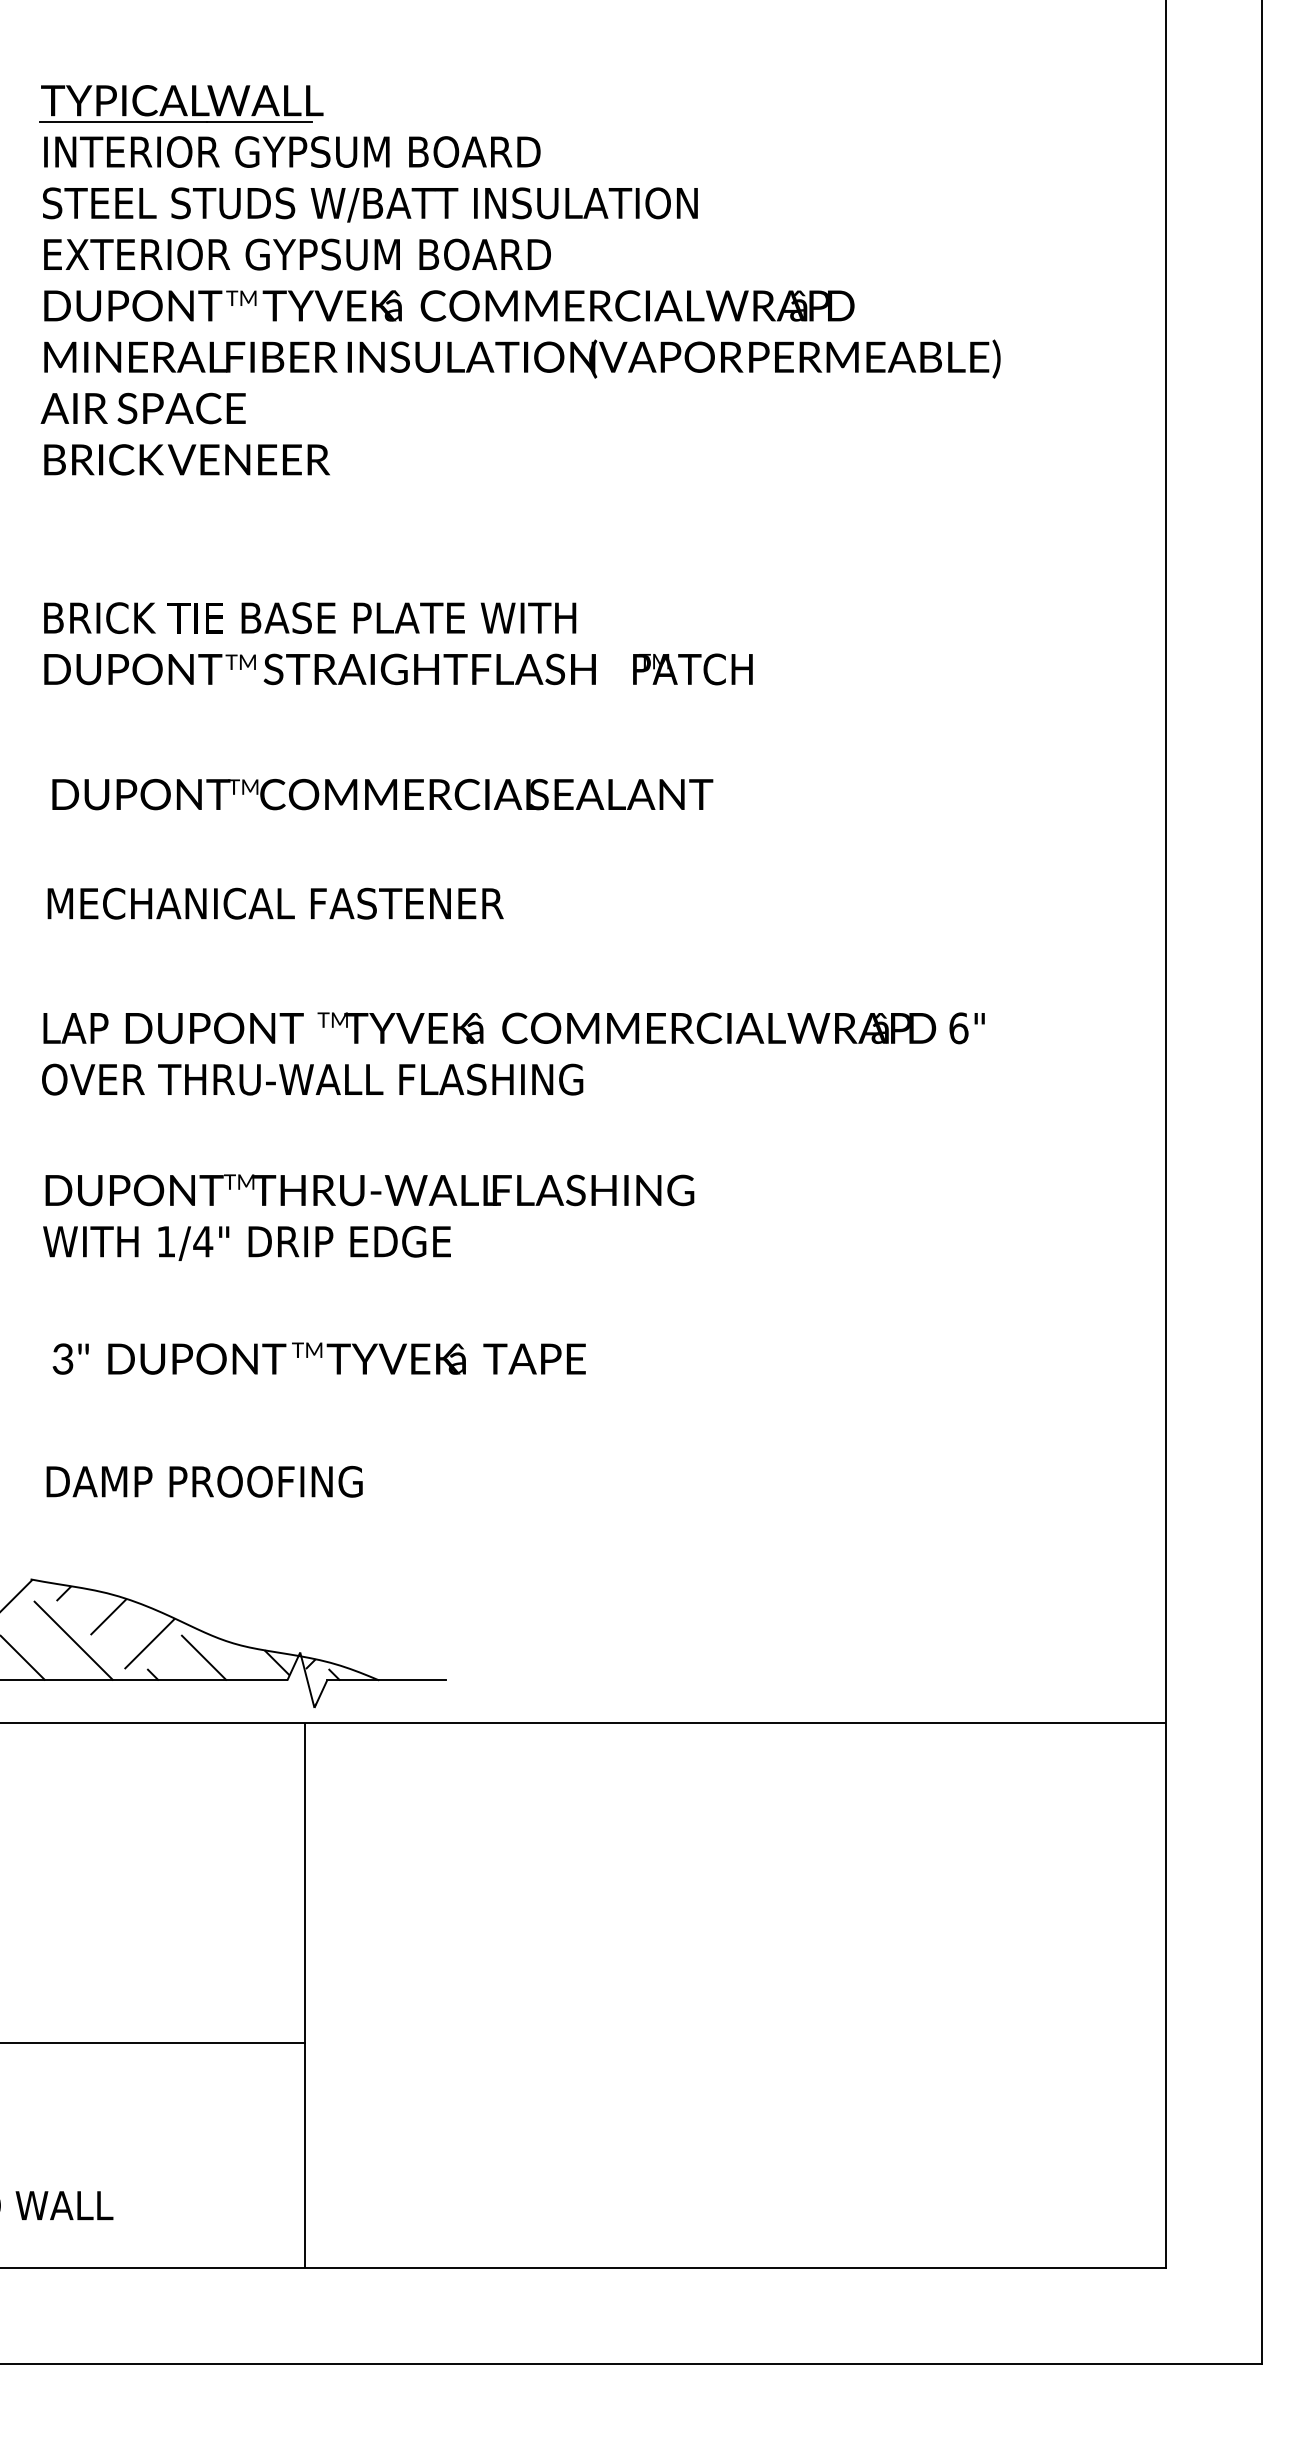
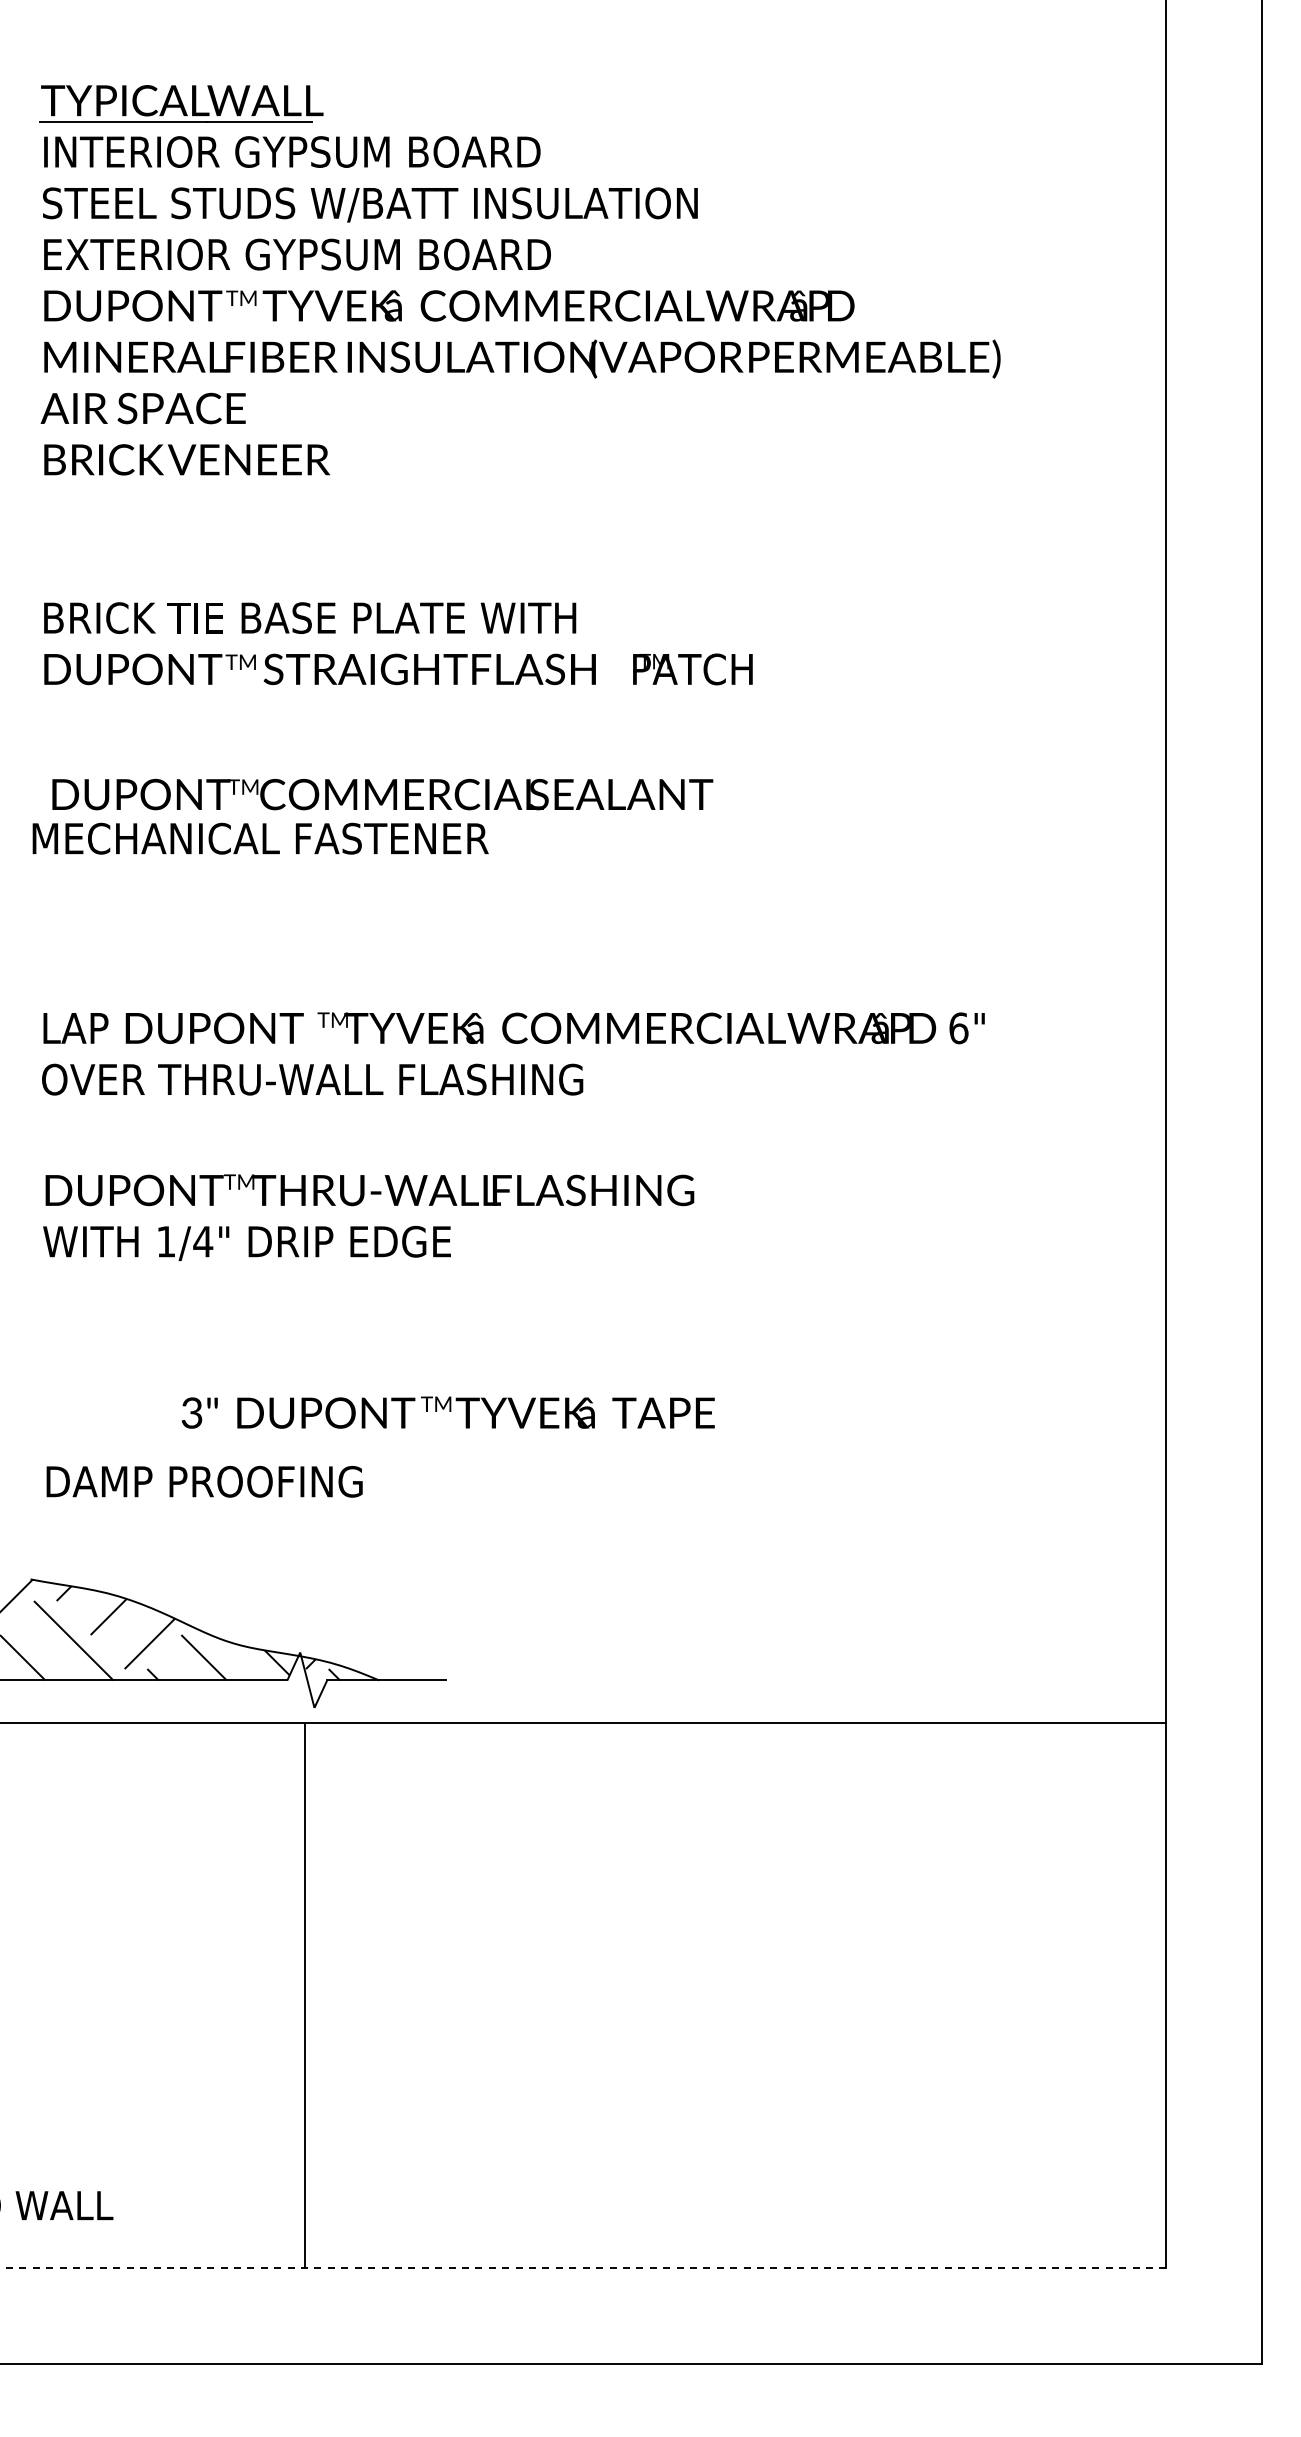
text position: (275, 903) -> (260, 838) (260, 838)
text position: (318, 1358) -> (447, 1412) (447, 1412)
line: present -> none (153, 2043)
line: solid -> dashed (583, 2267)
